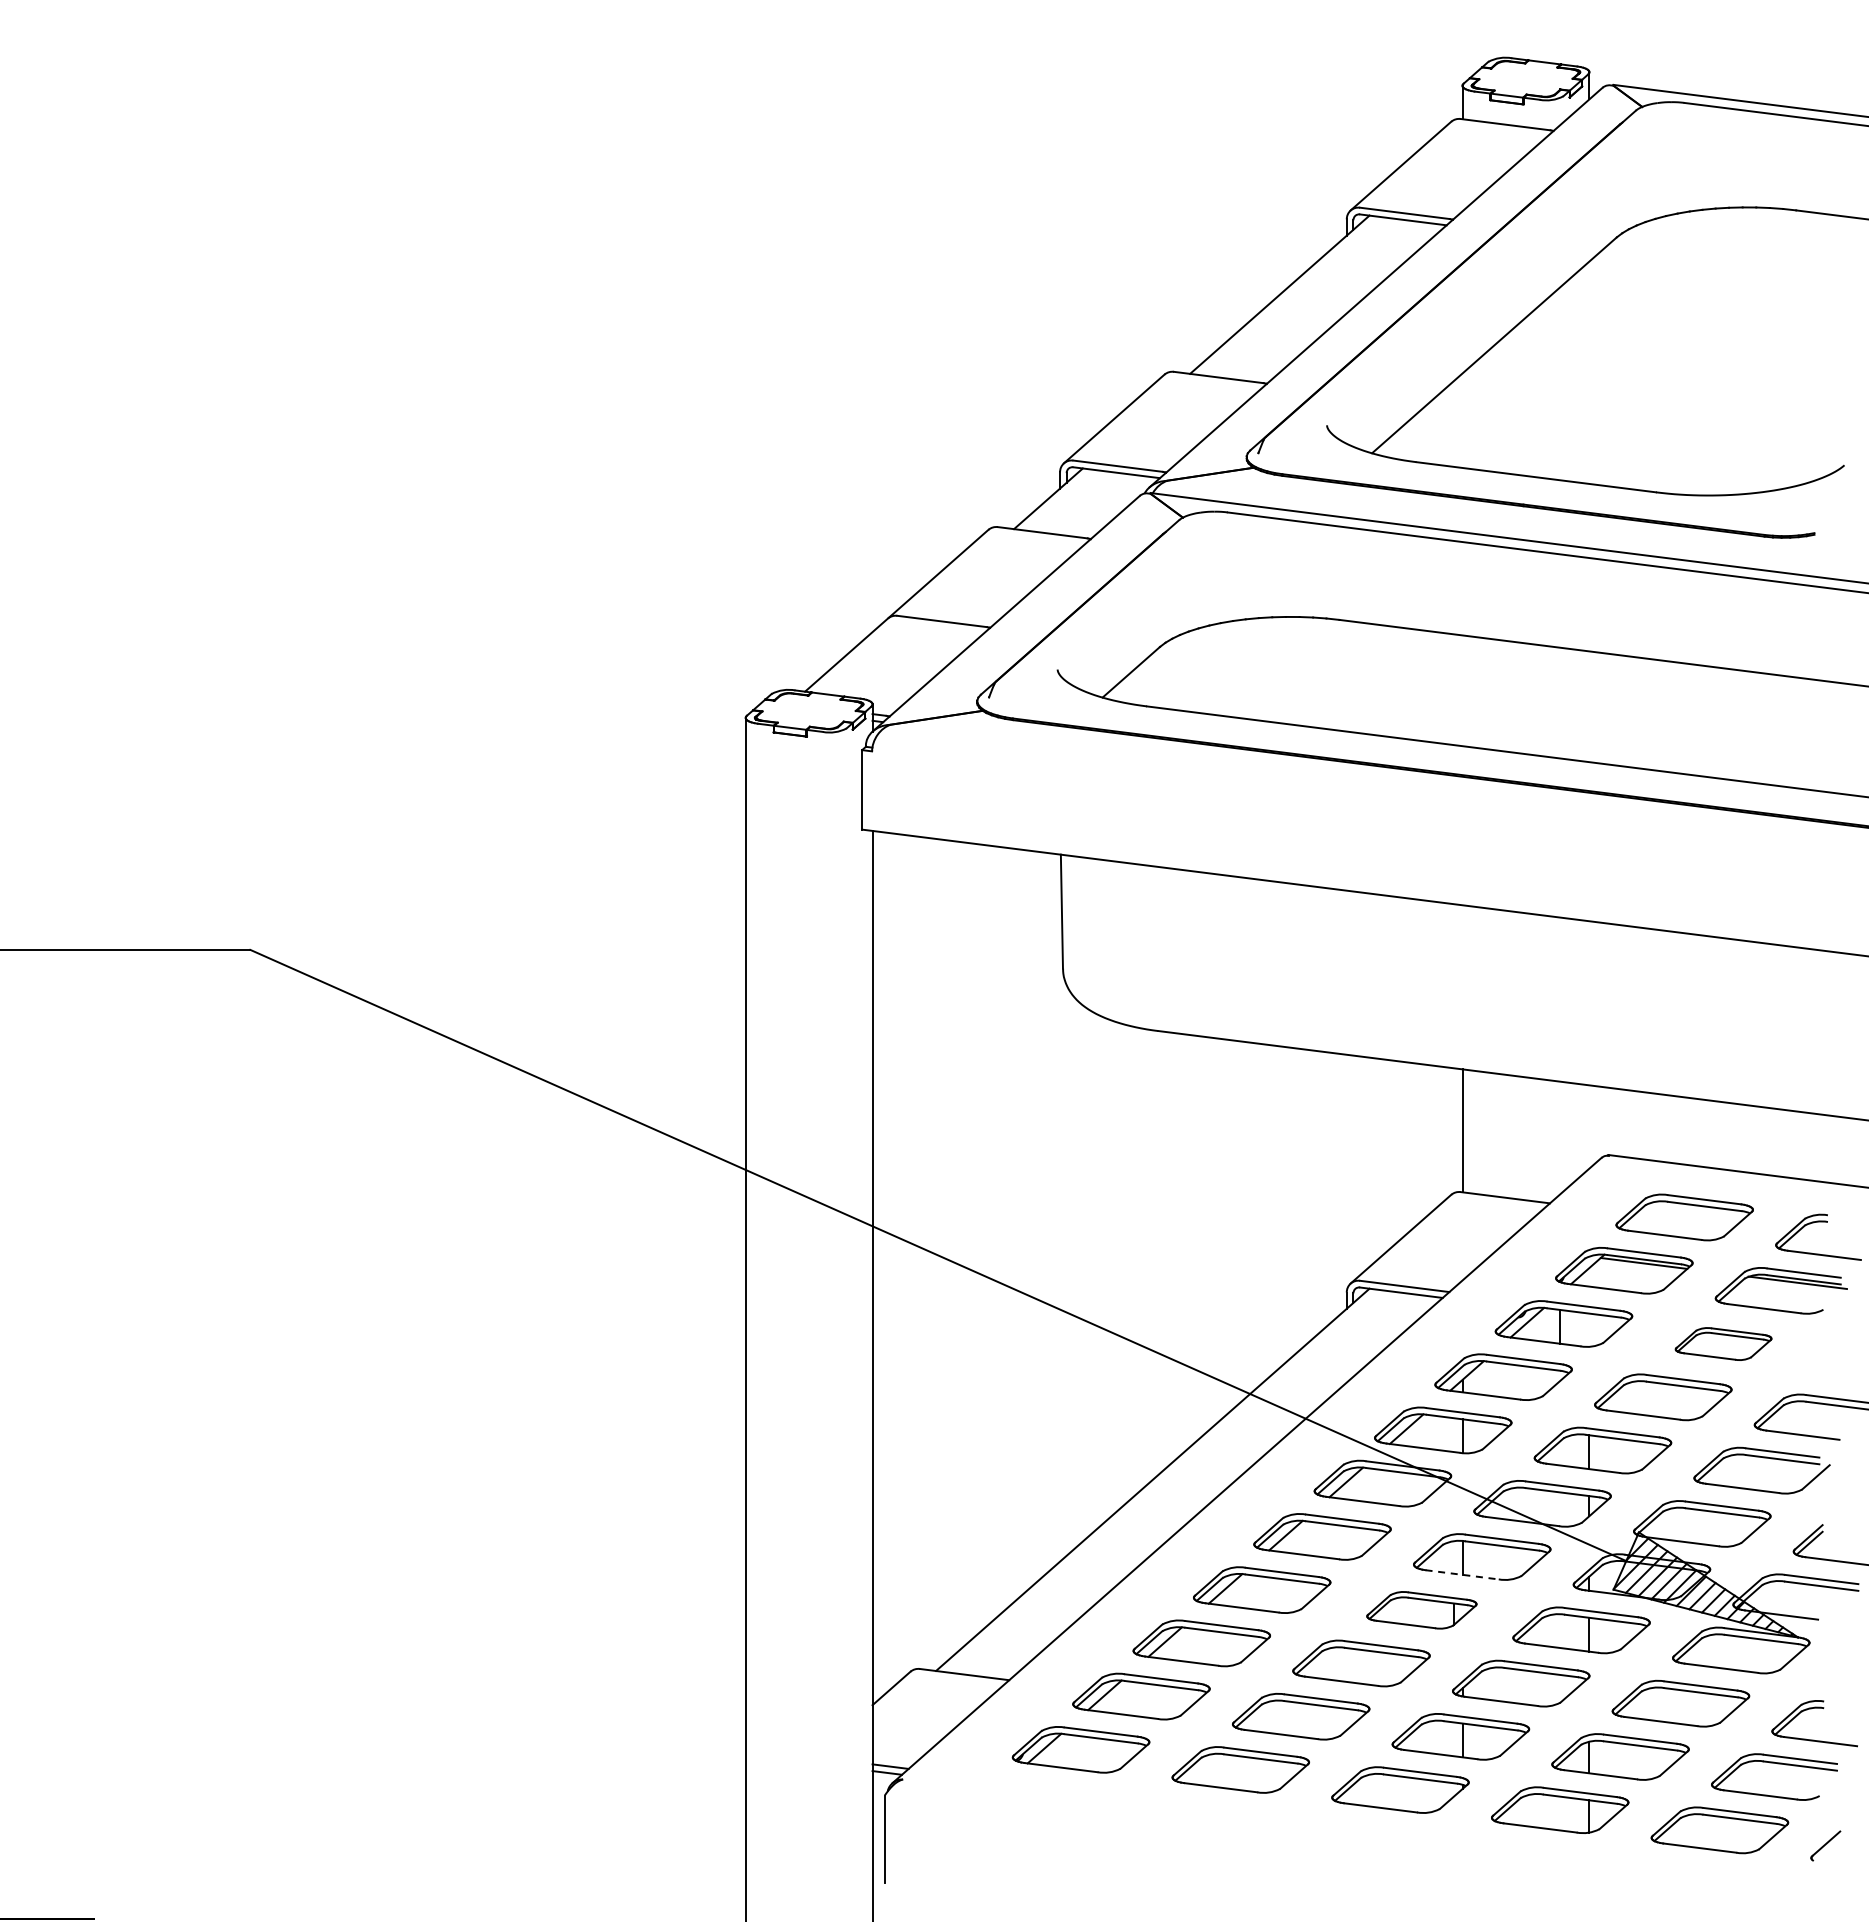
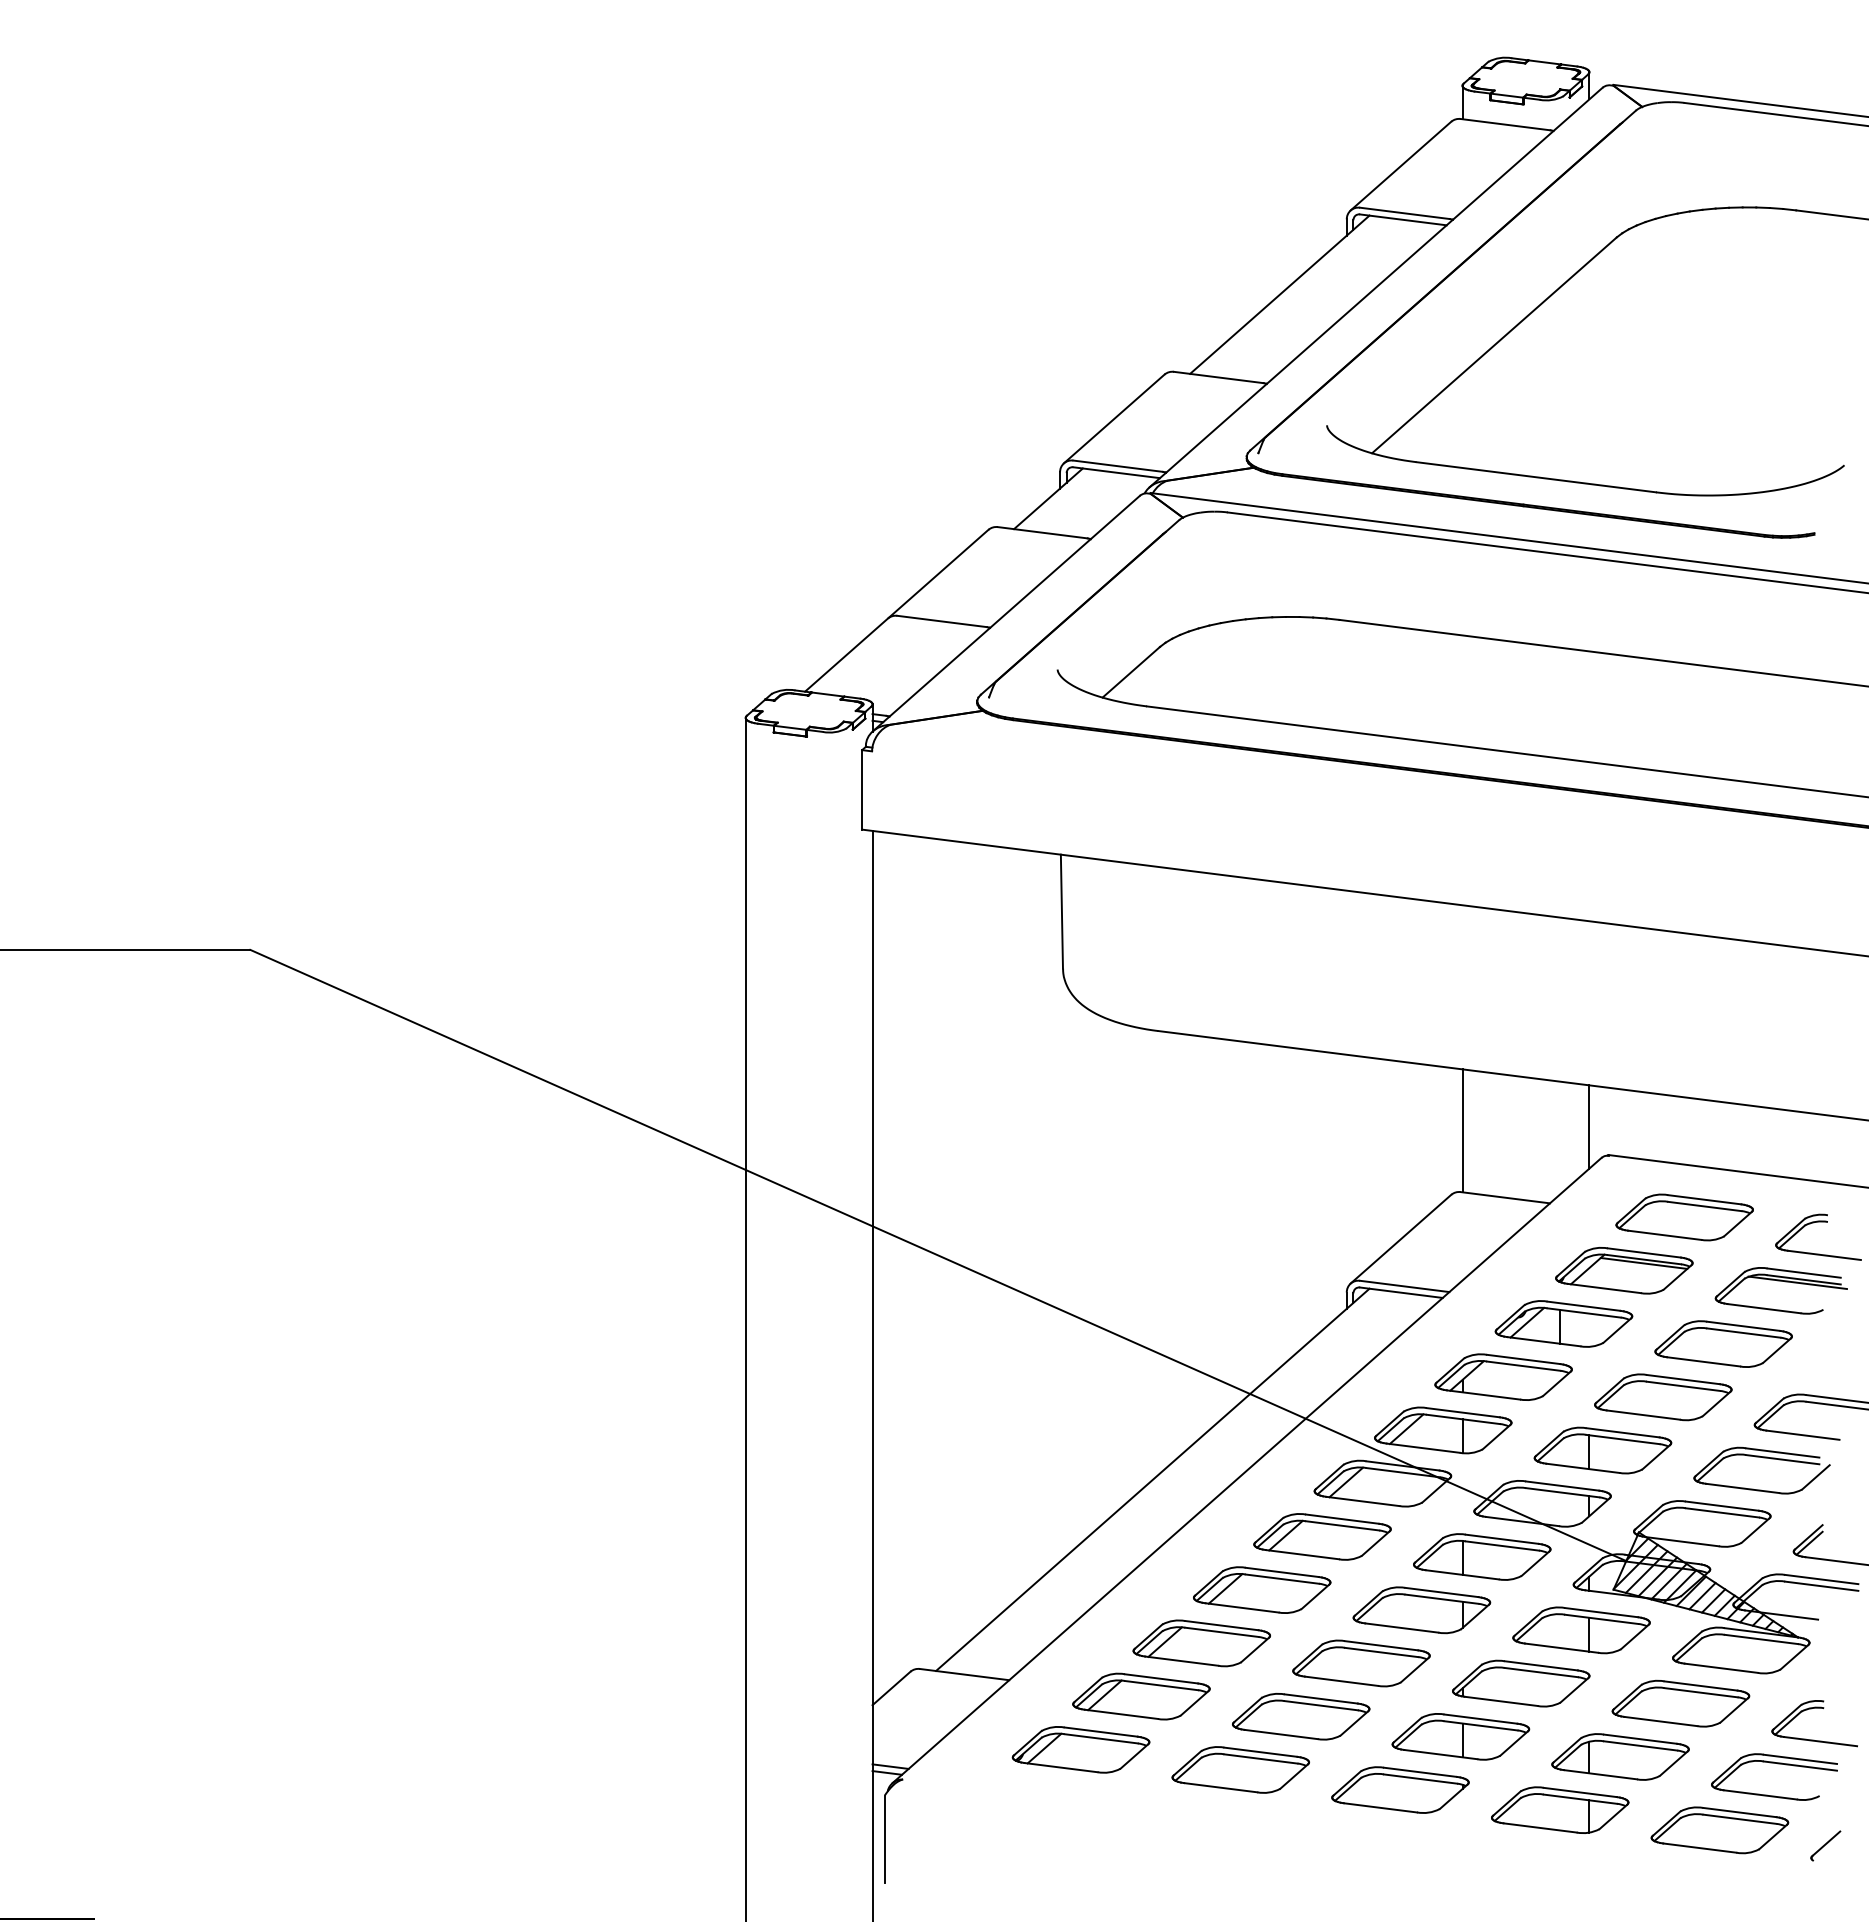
line: none -> present (1589, 1126)
part size: 99x34 px -> 139x48 px (1723, 1343)
line: dashed -> solid (1462, 1574)
part size: 112x39 px -> 140x49 px (1421, 1610)
